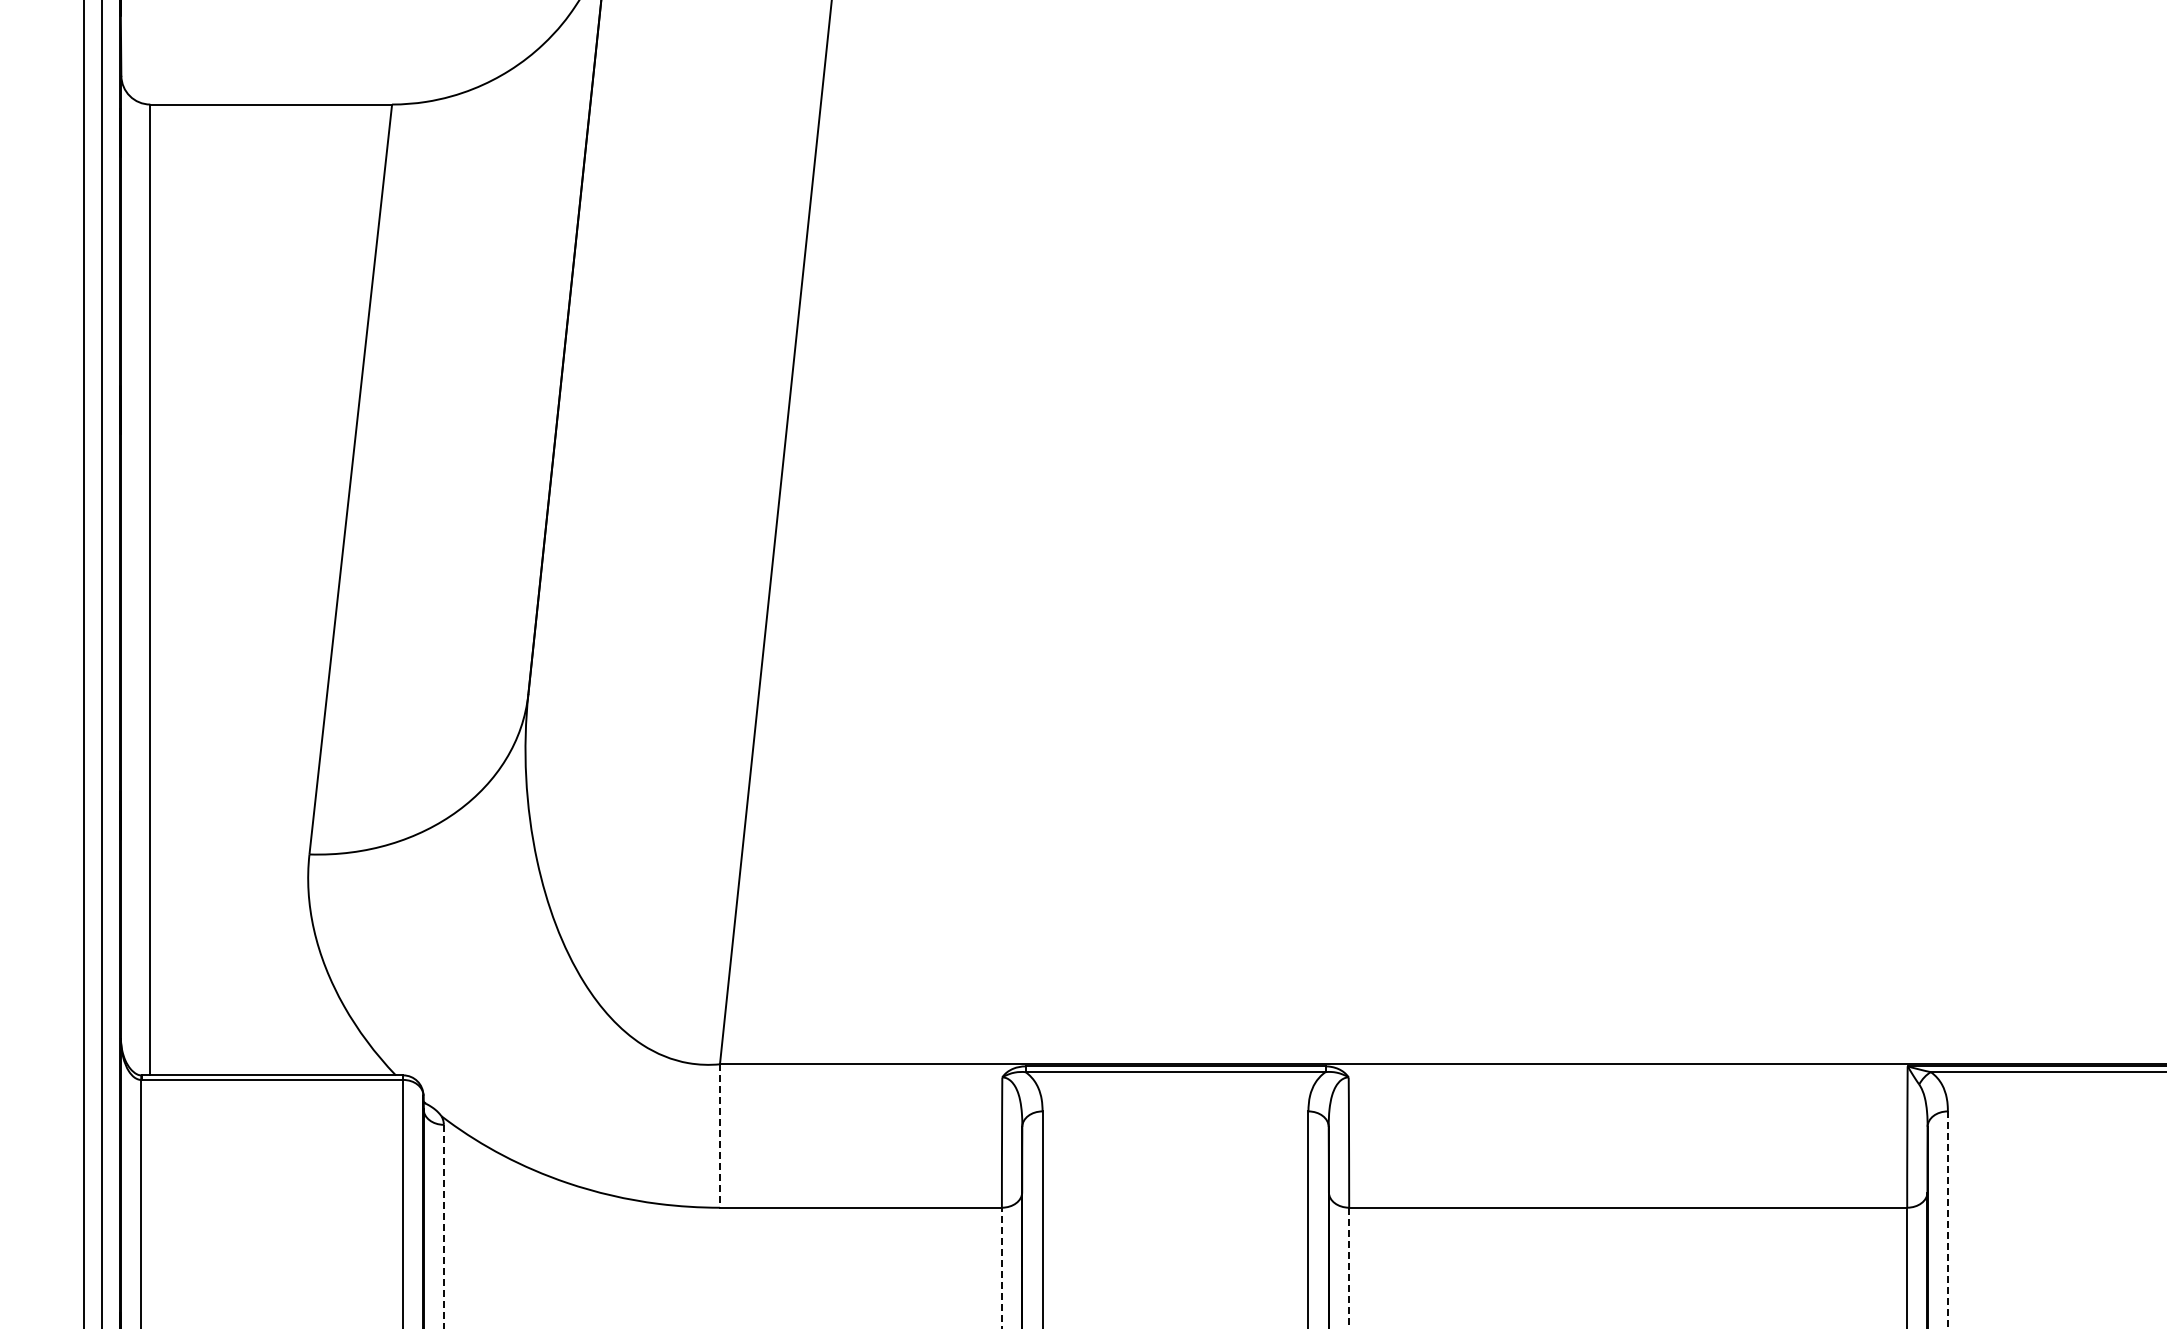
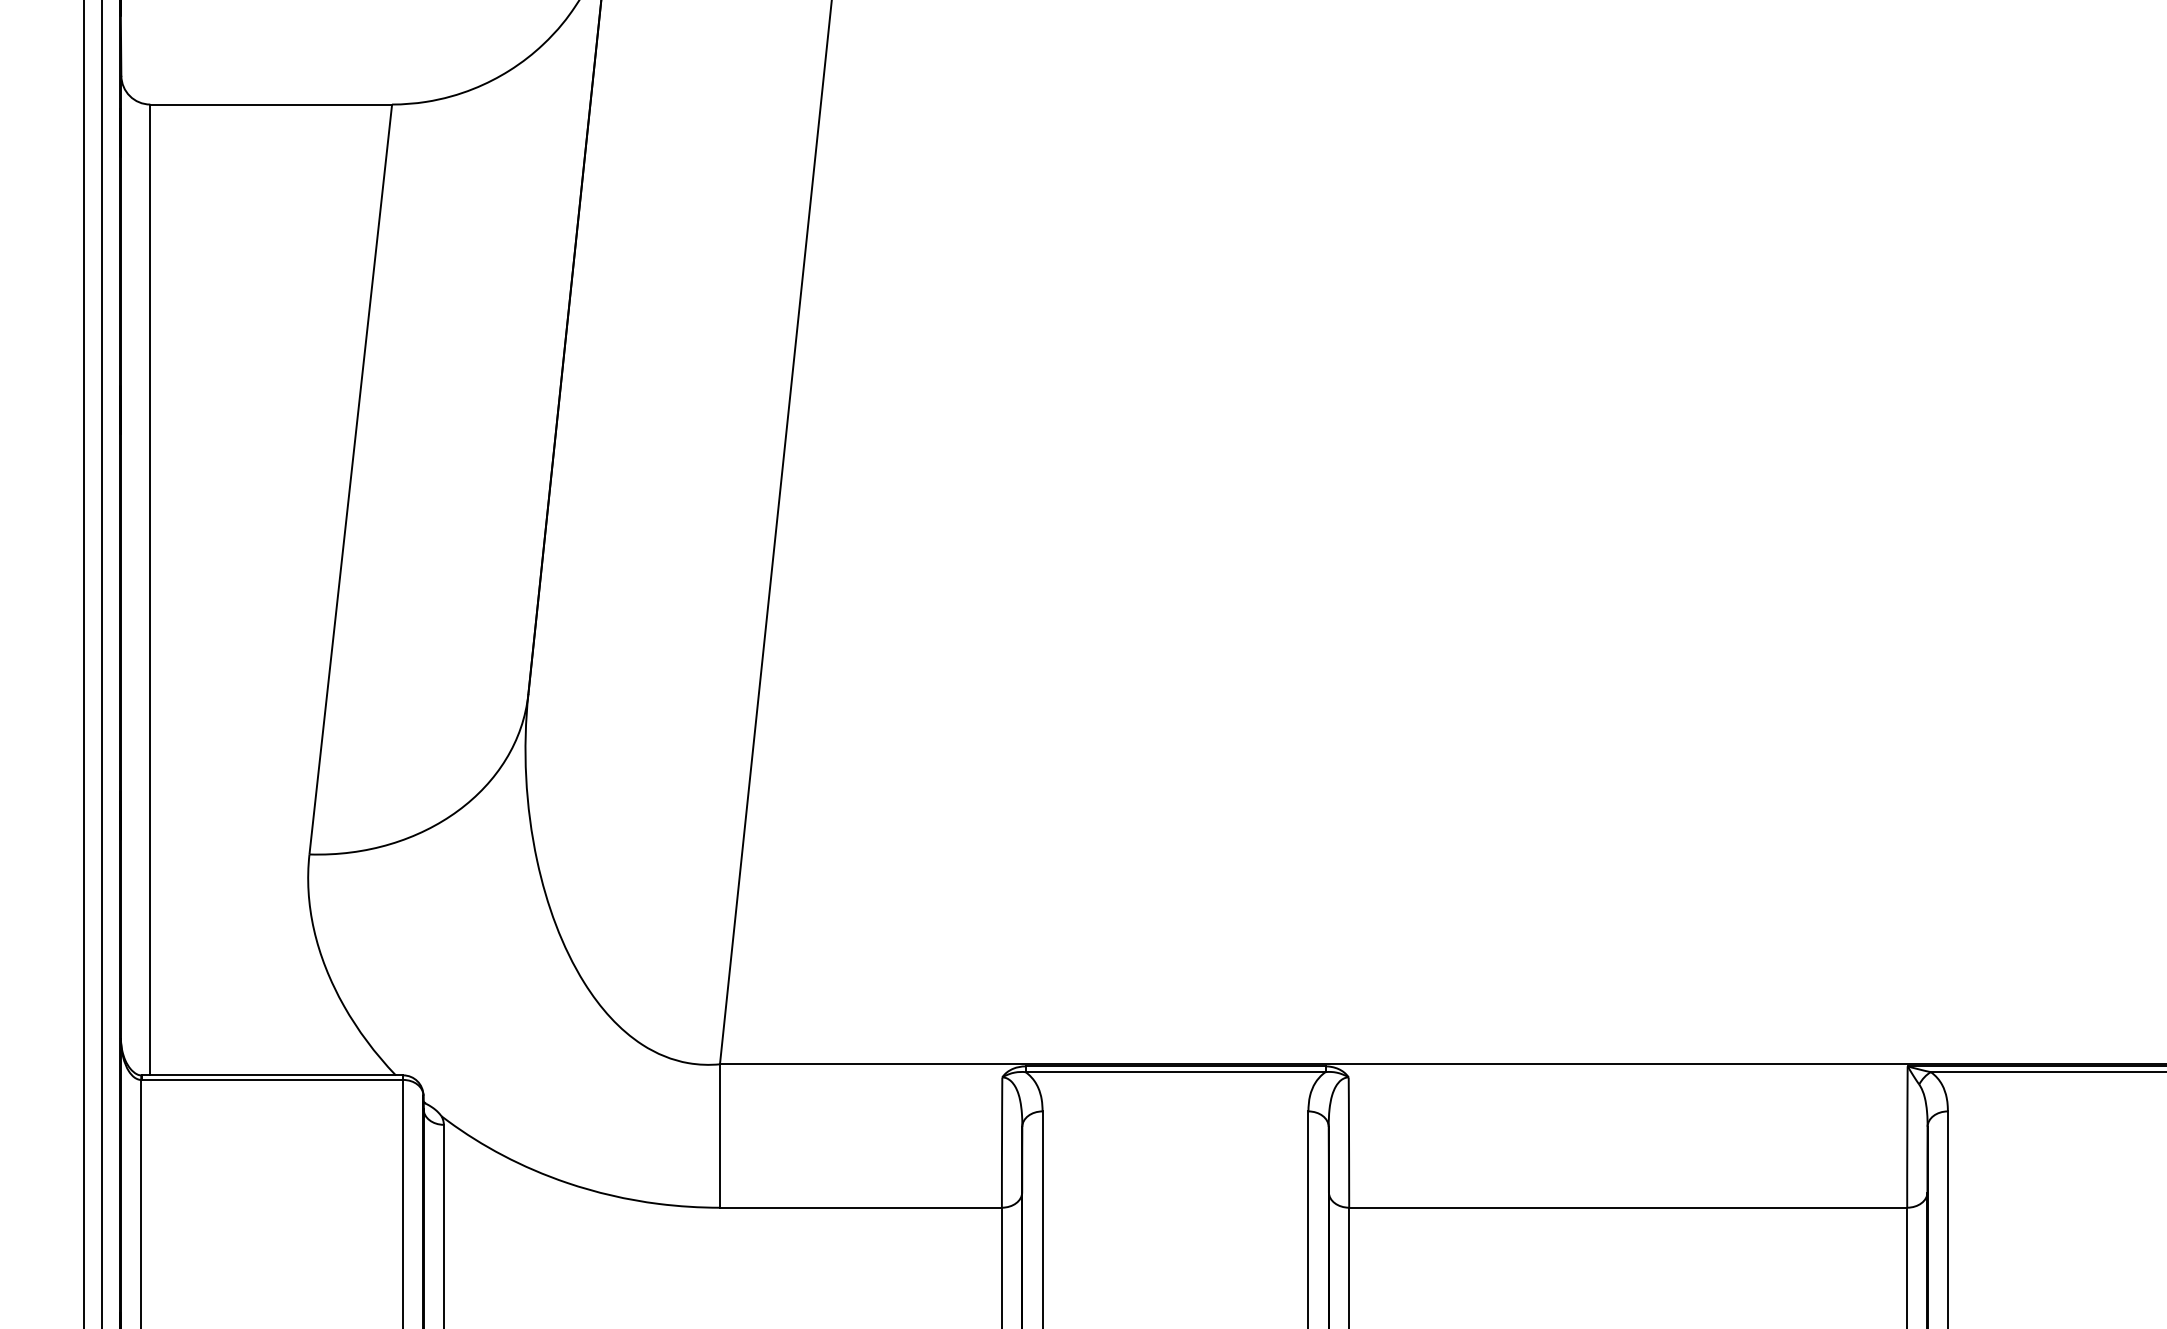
line: dashed -> solid (719, 1136)
line: dashed -> solid (1947, 1220)
line: dashed -> solid (443, 1226)
line: dashed -> solid (1001, 1267)
line: dashed -> solid (1349, 1268)
